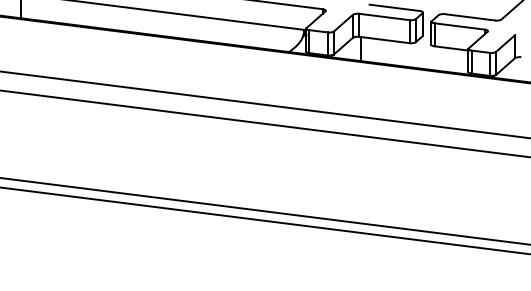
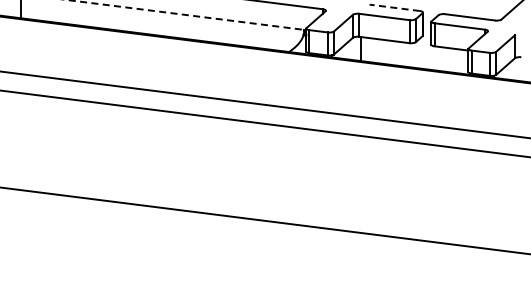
line: solid -> dashed (394, 7)
line: solid -> dashed (187, 15)
line: present -> none (264, 211)
